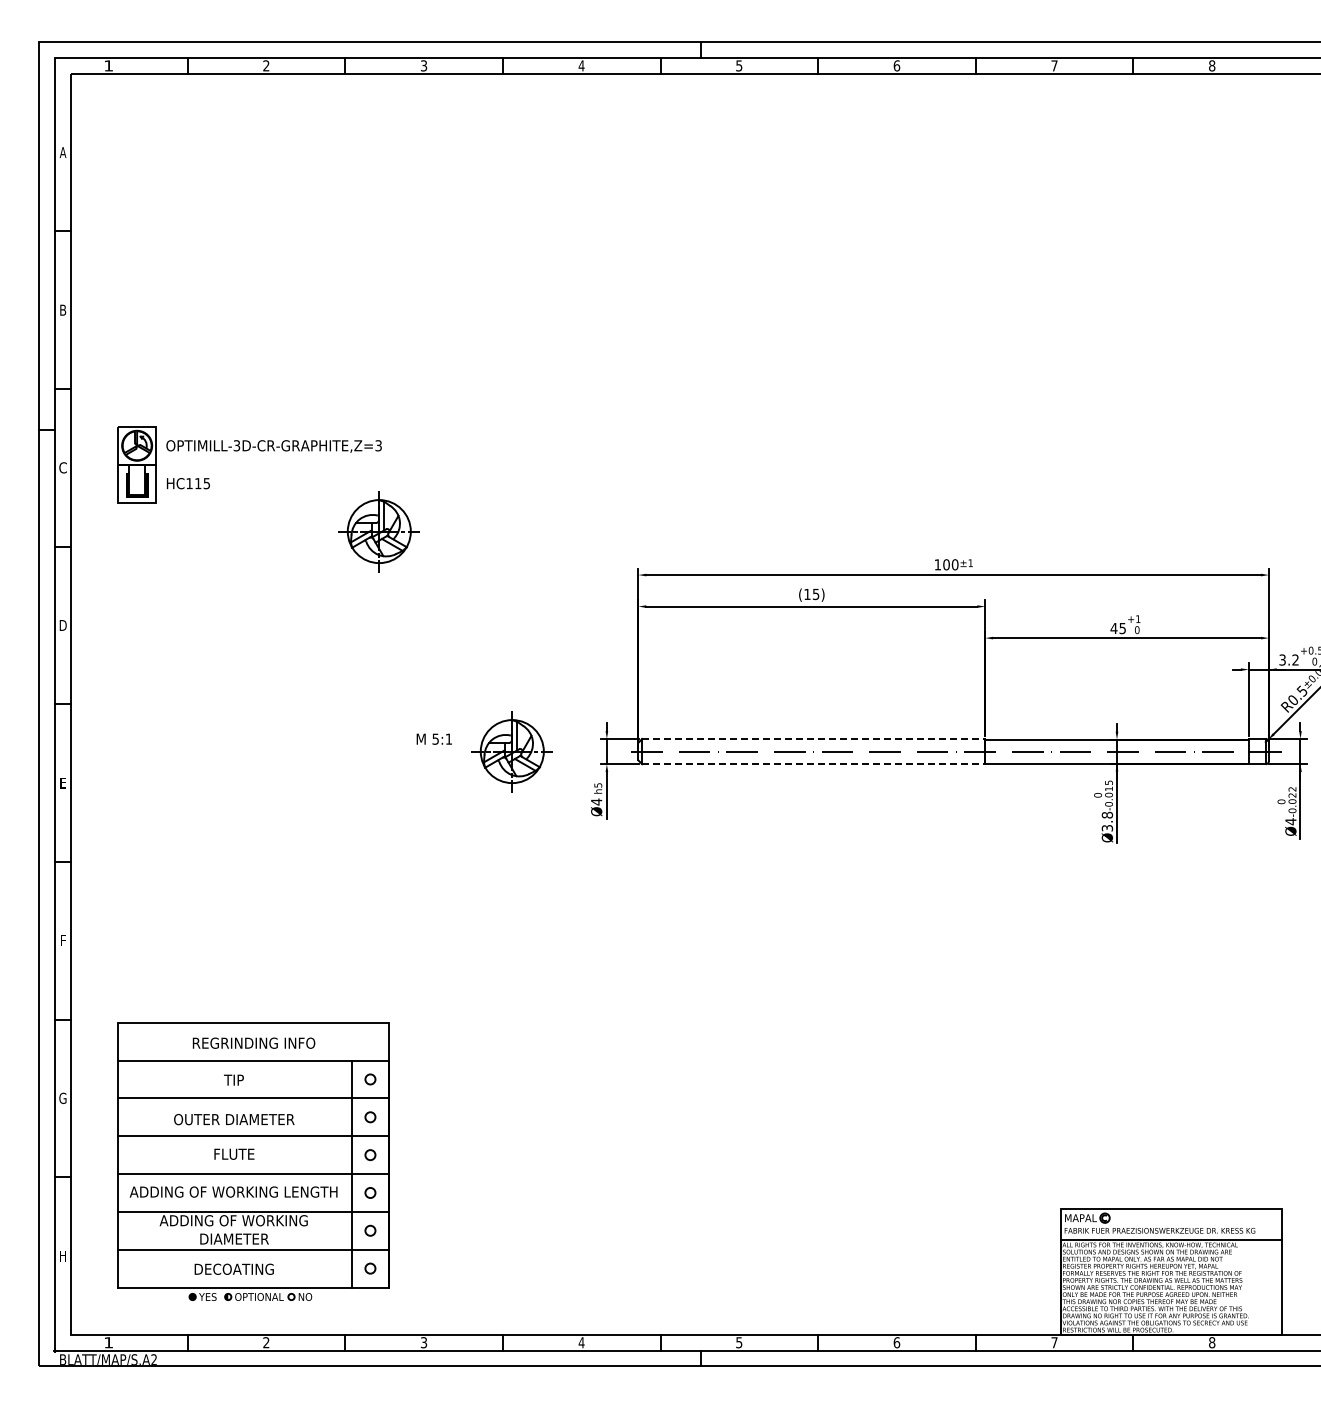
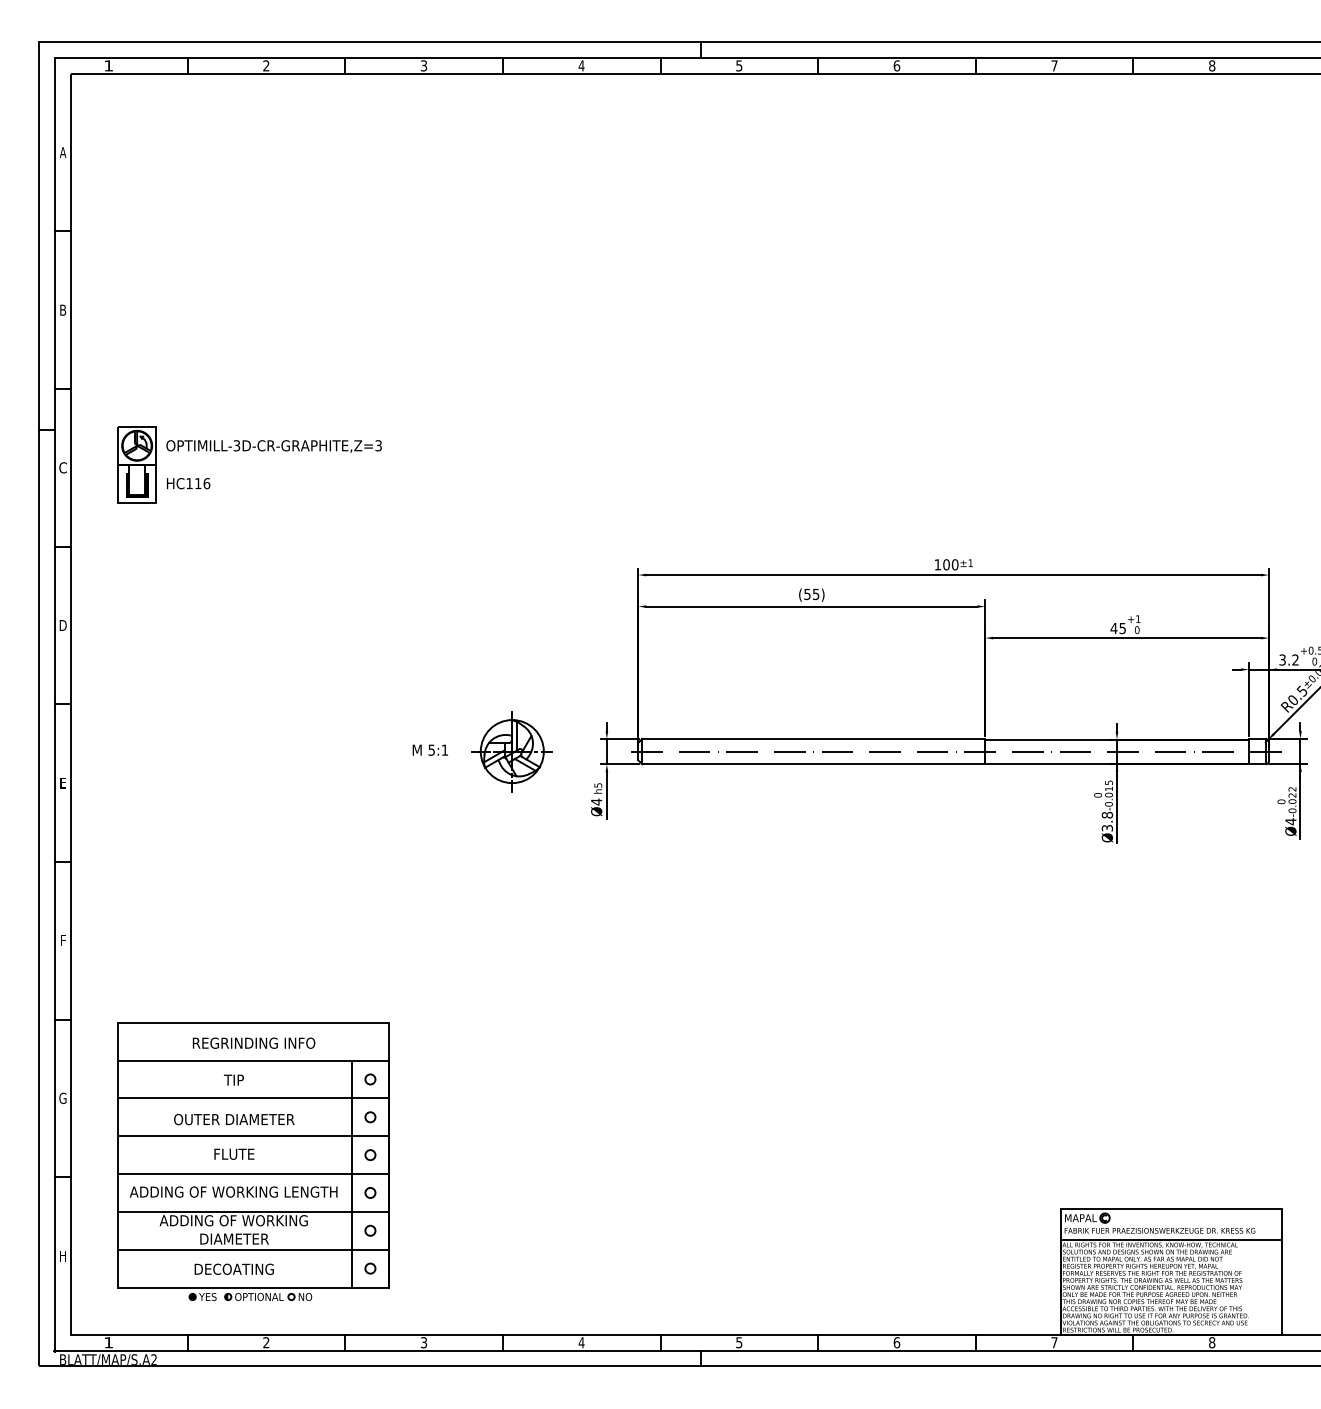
text: HC115 -> HC116 (206, 483)
part: present -> none (378, 531)
text: (15) -> (55) (807, 594)
text position: (433, 738) -> (429, 749) (429, 749)
line: dashed -> solid (813, 738)
line: dashed -> solid (813, 764)
